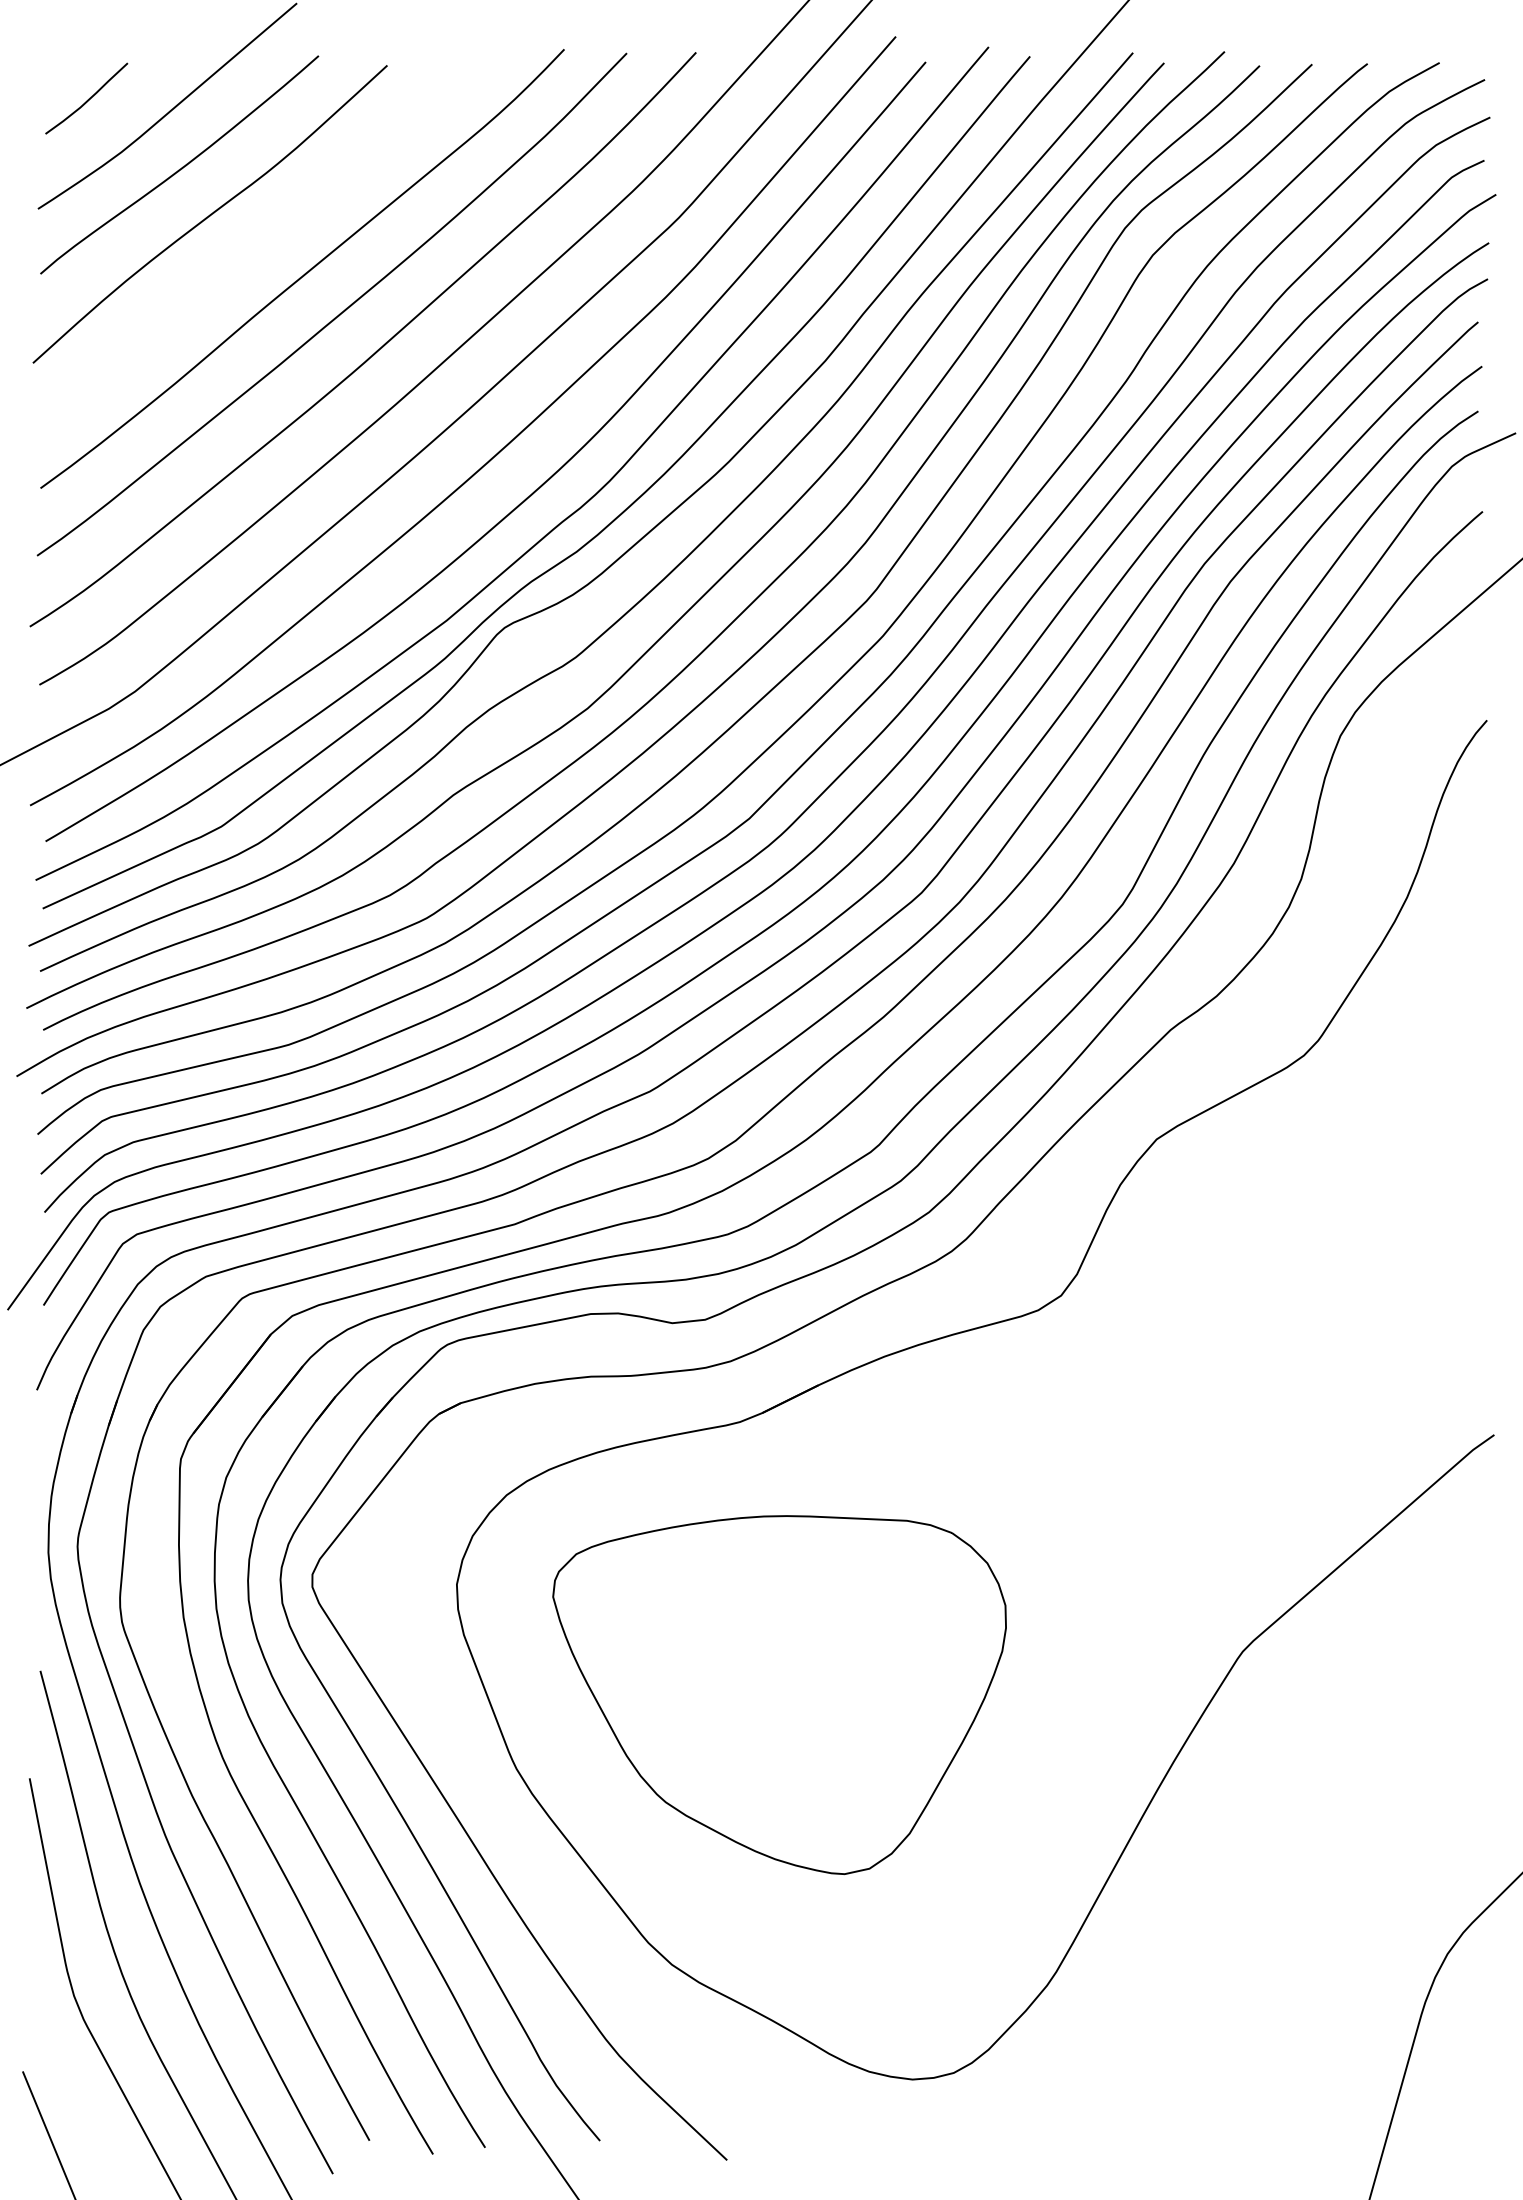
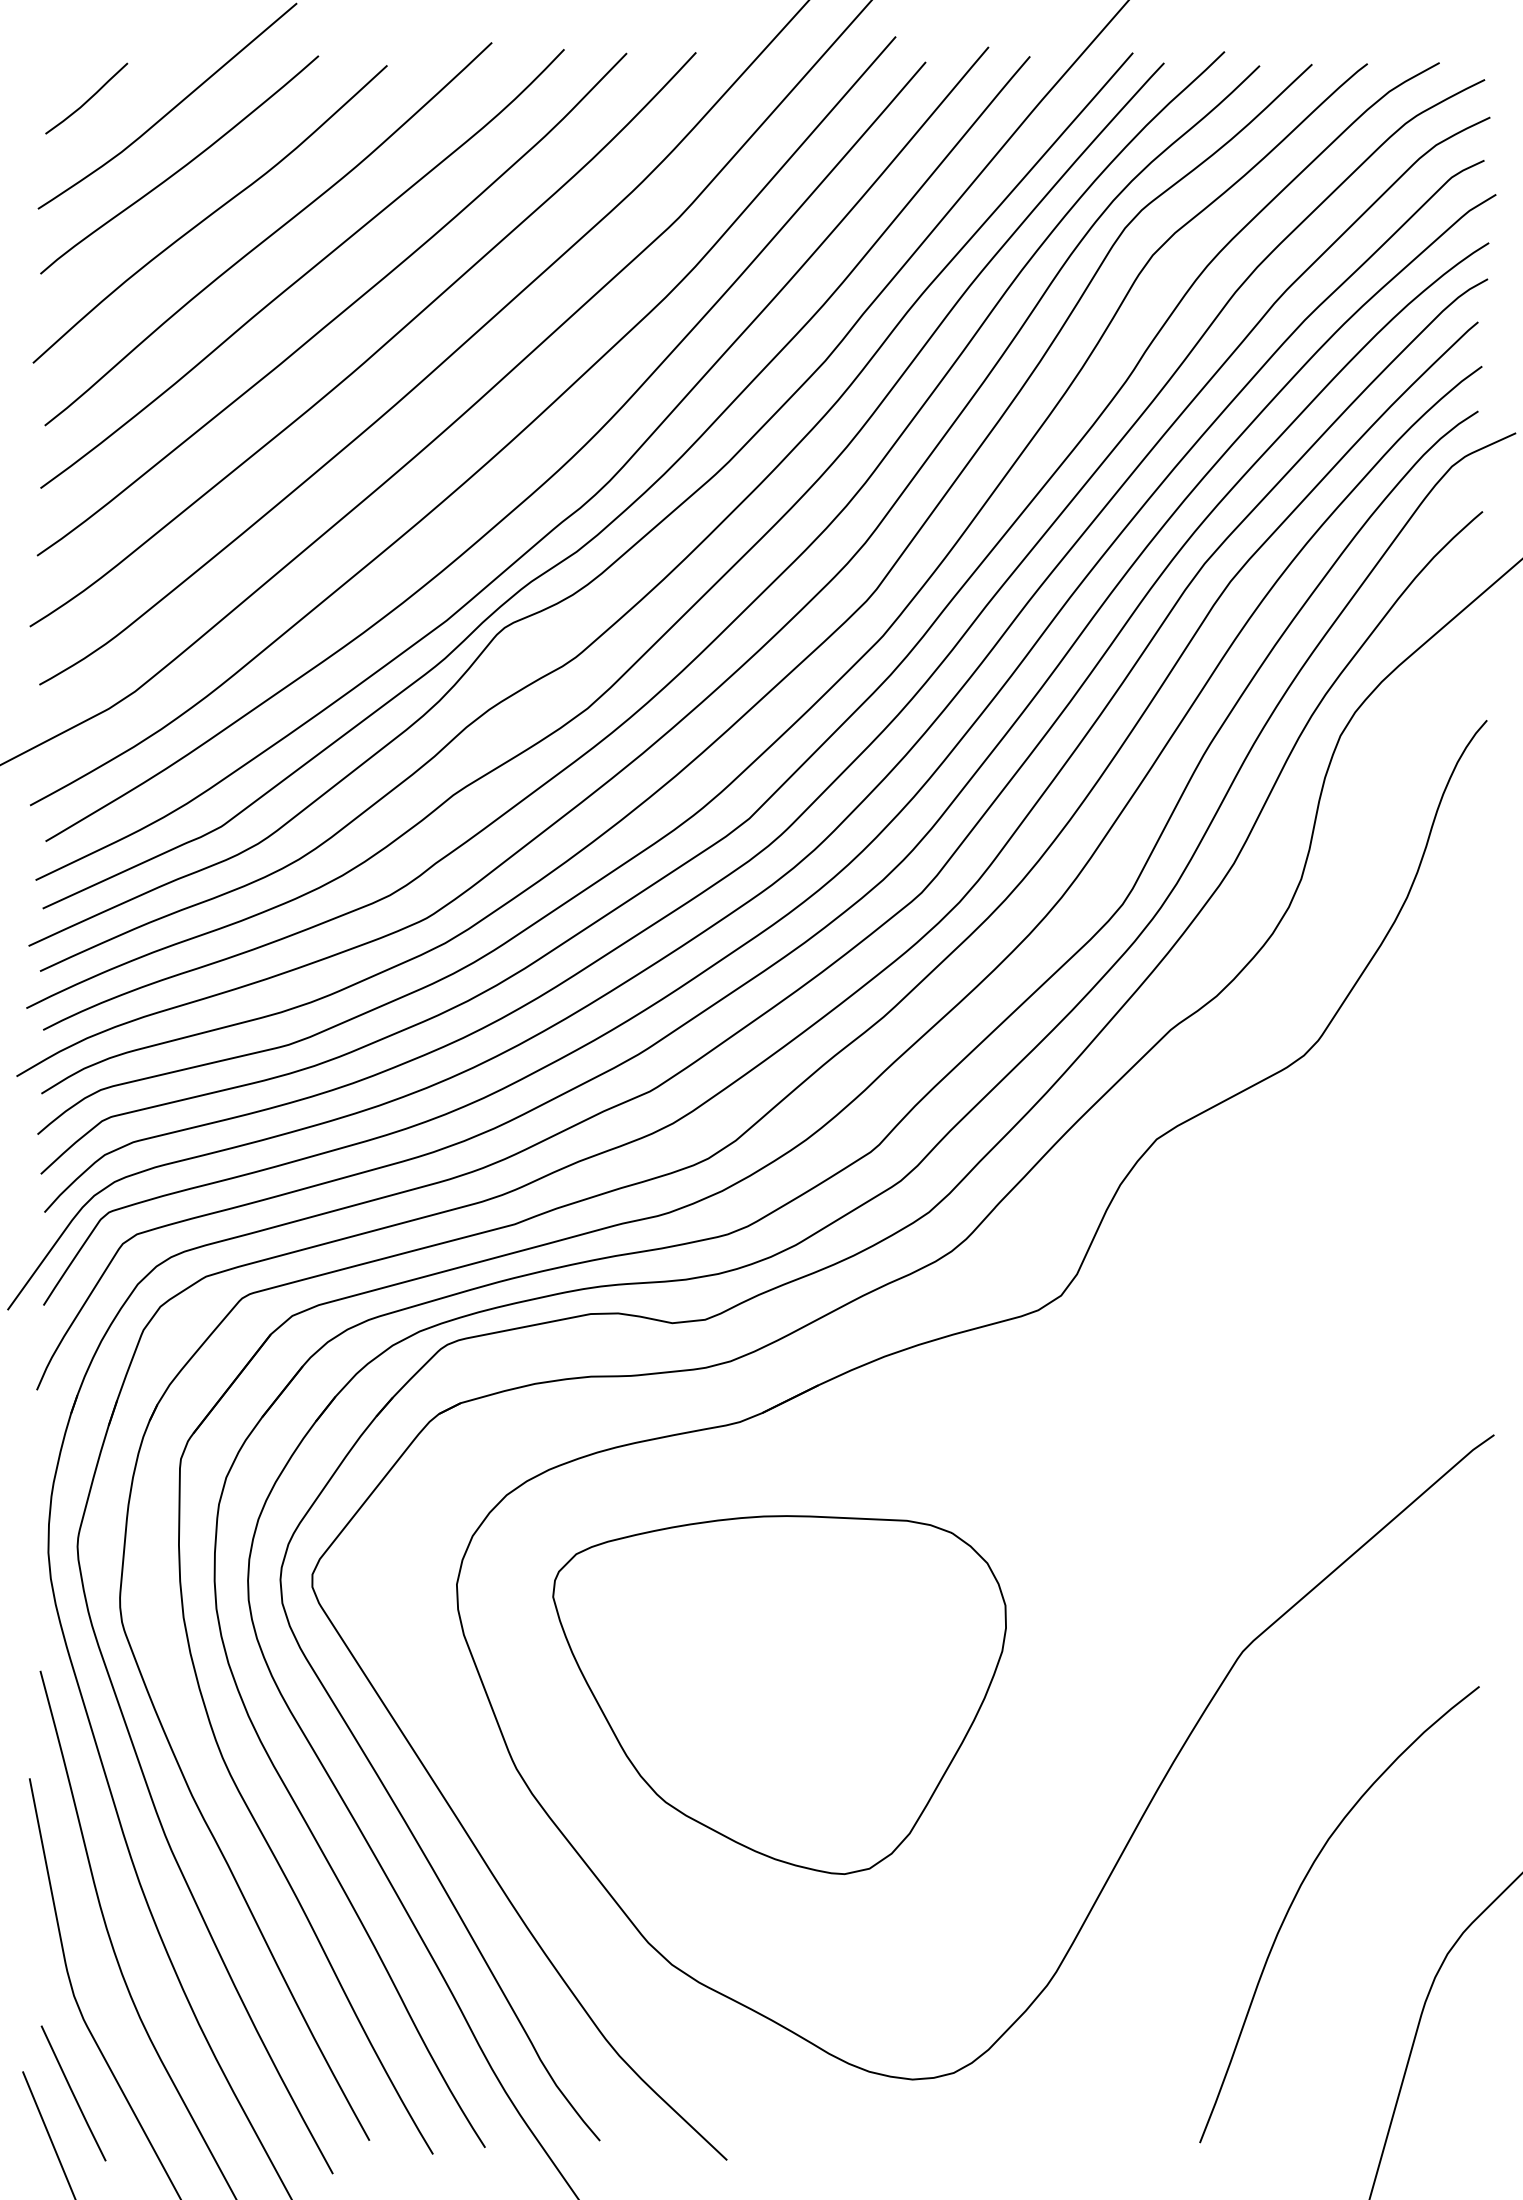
curve: none -> present (269, 235)
curve: none -> present (1297, 1894)
line: none -> present (73, 2093)
